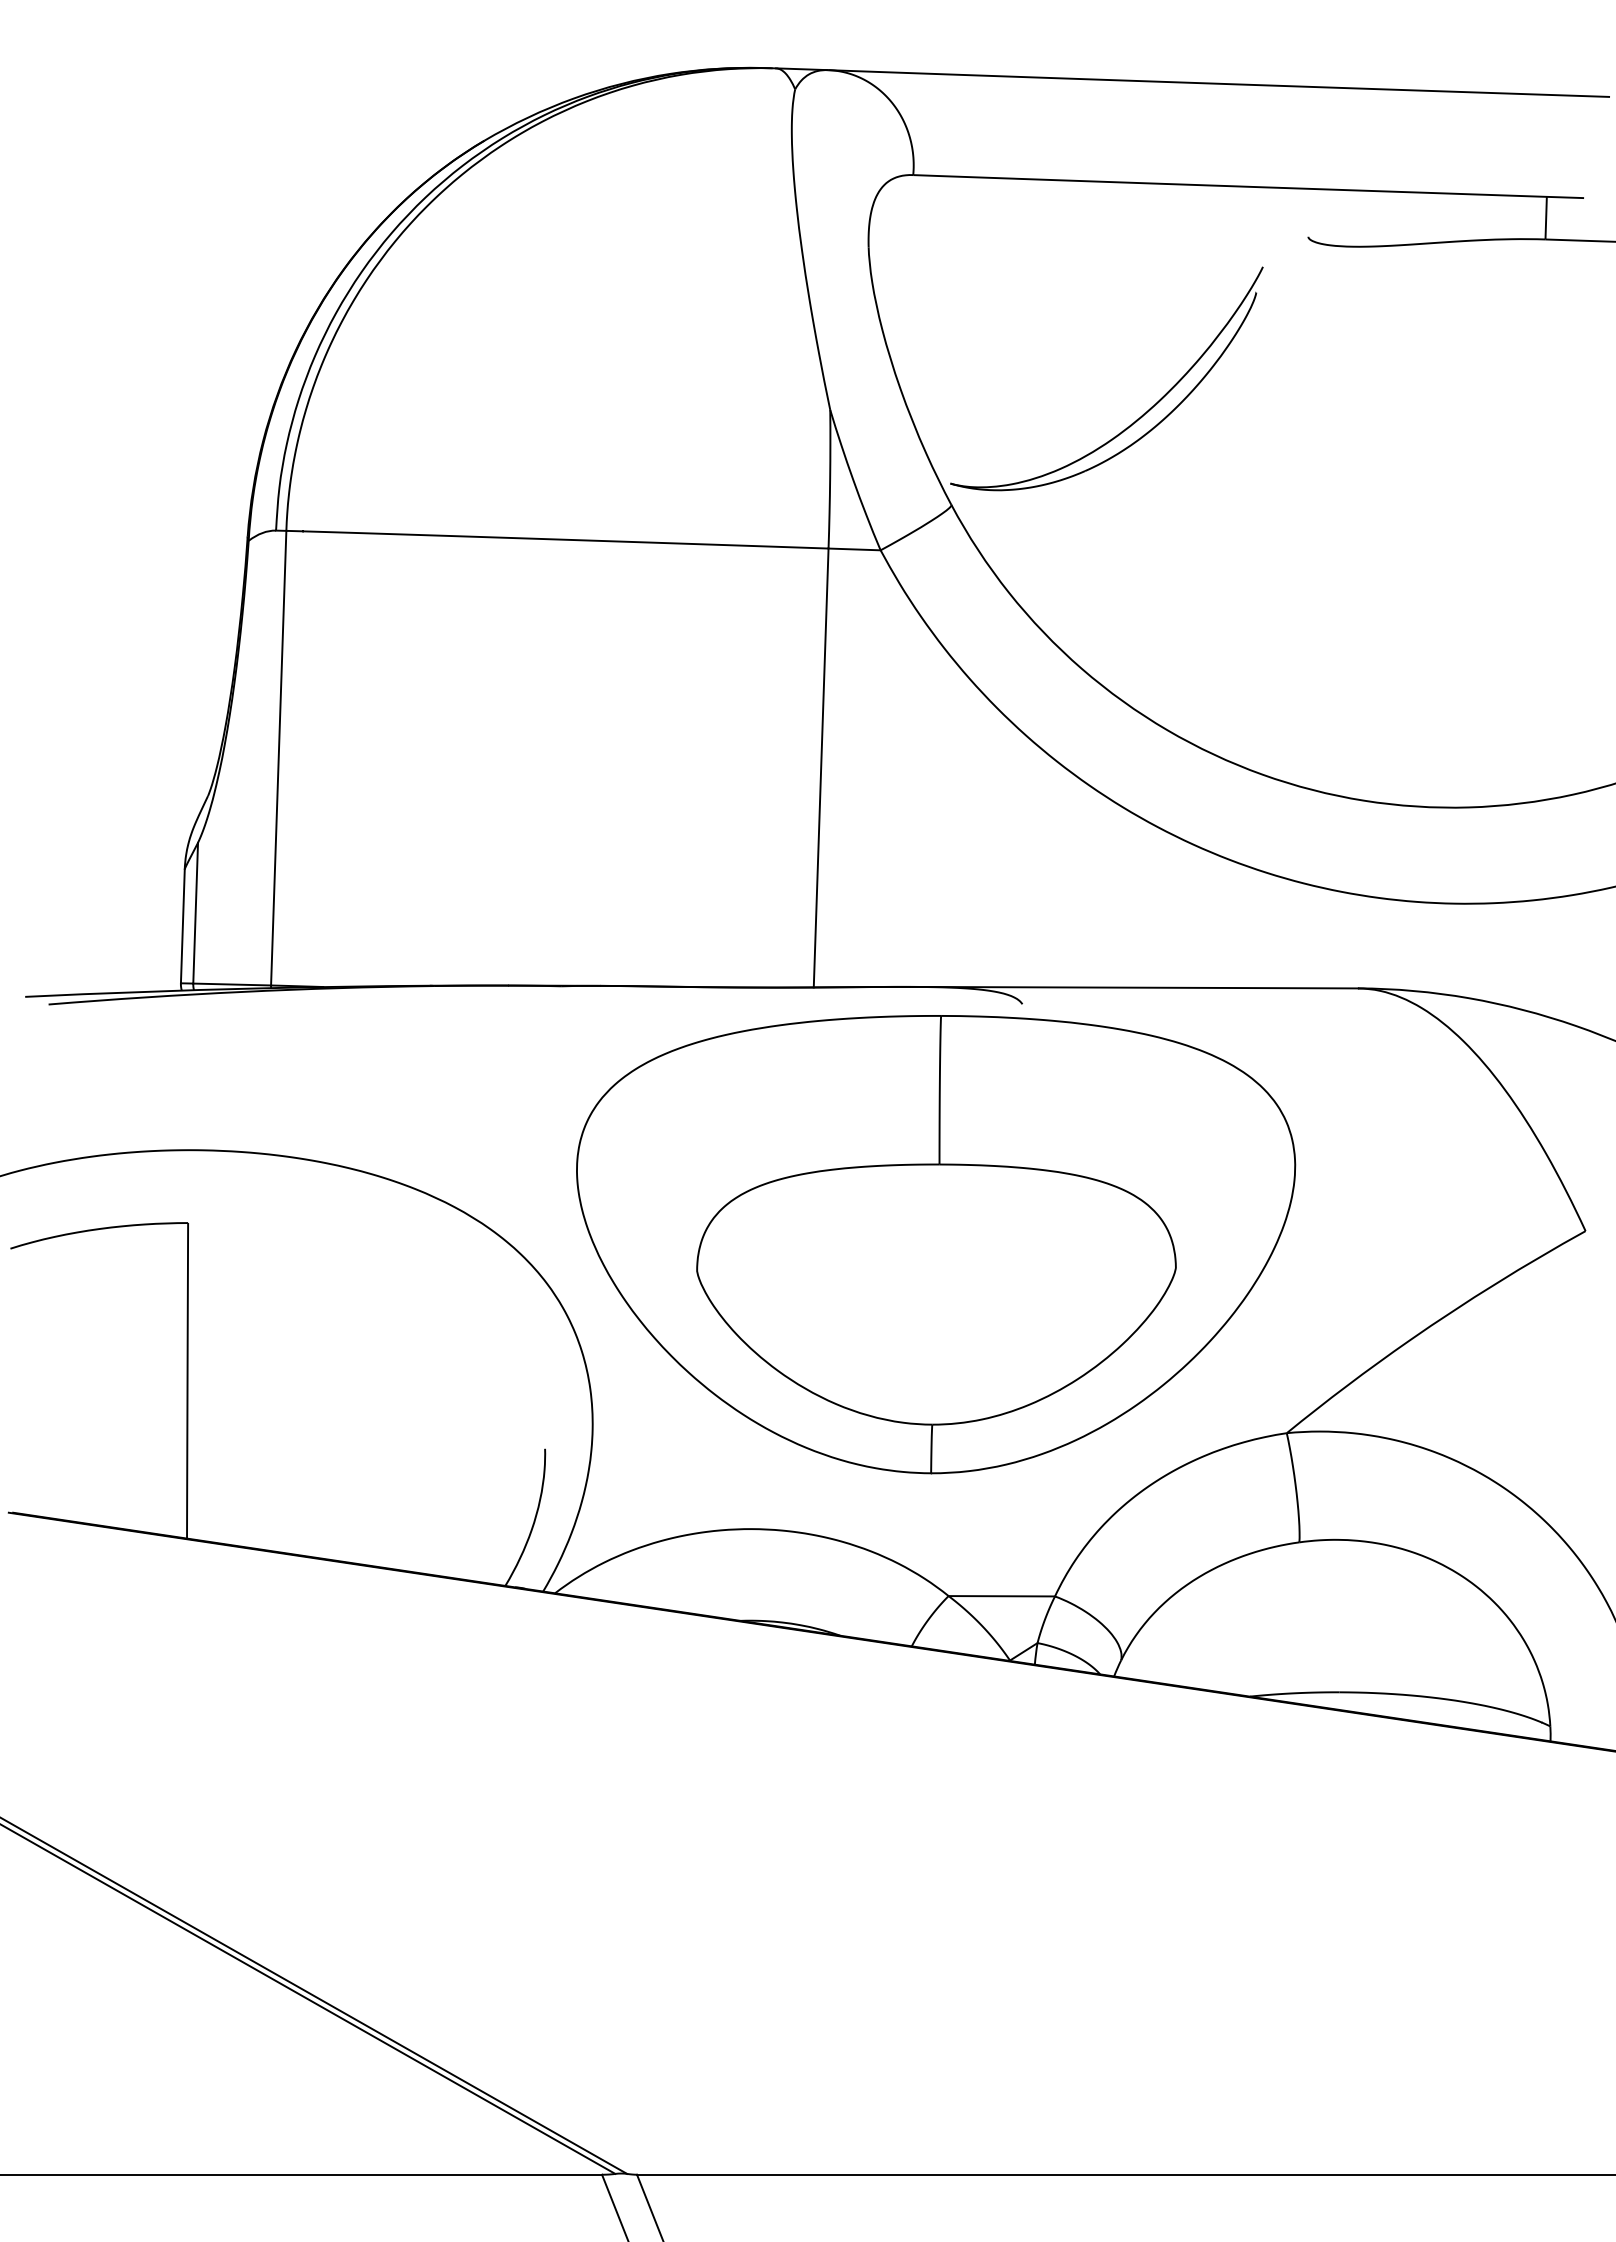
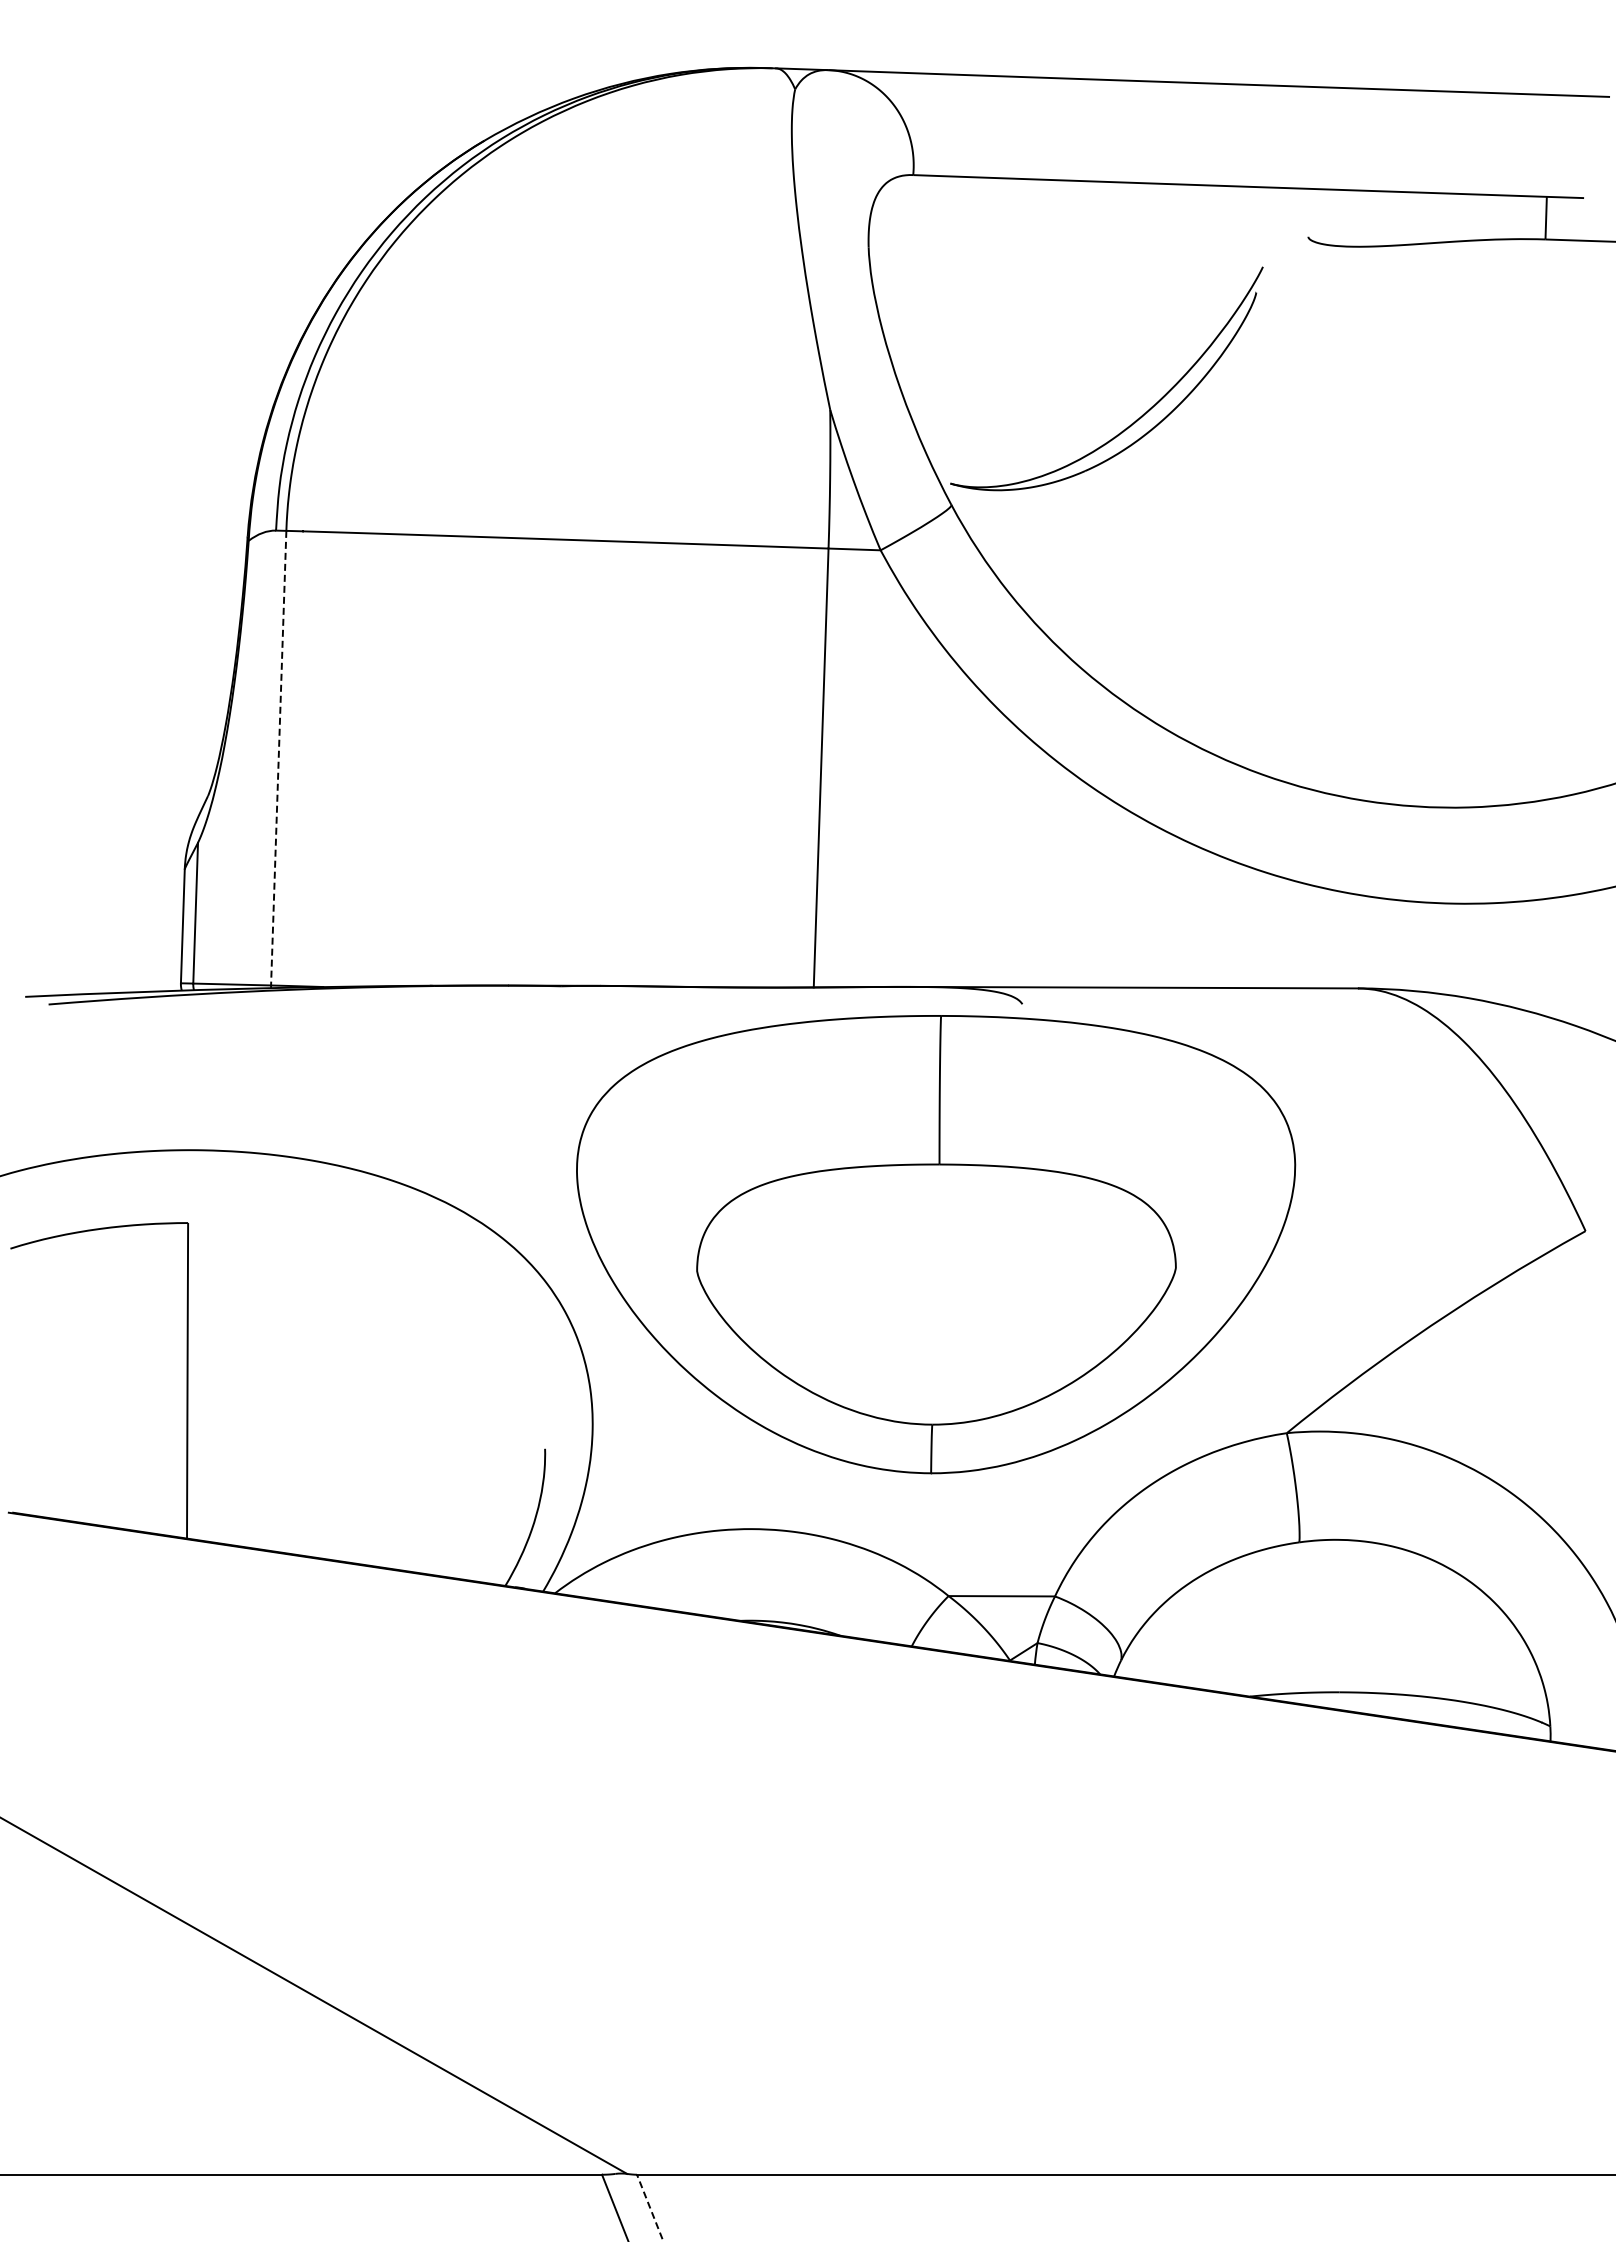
line: solid -> dashed (278, 758)
line: present -> none (308, 1999)
line: solid -> dashed (650, 2208)
